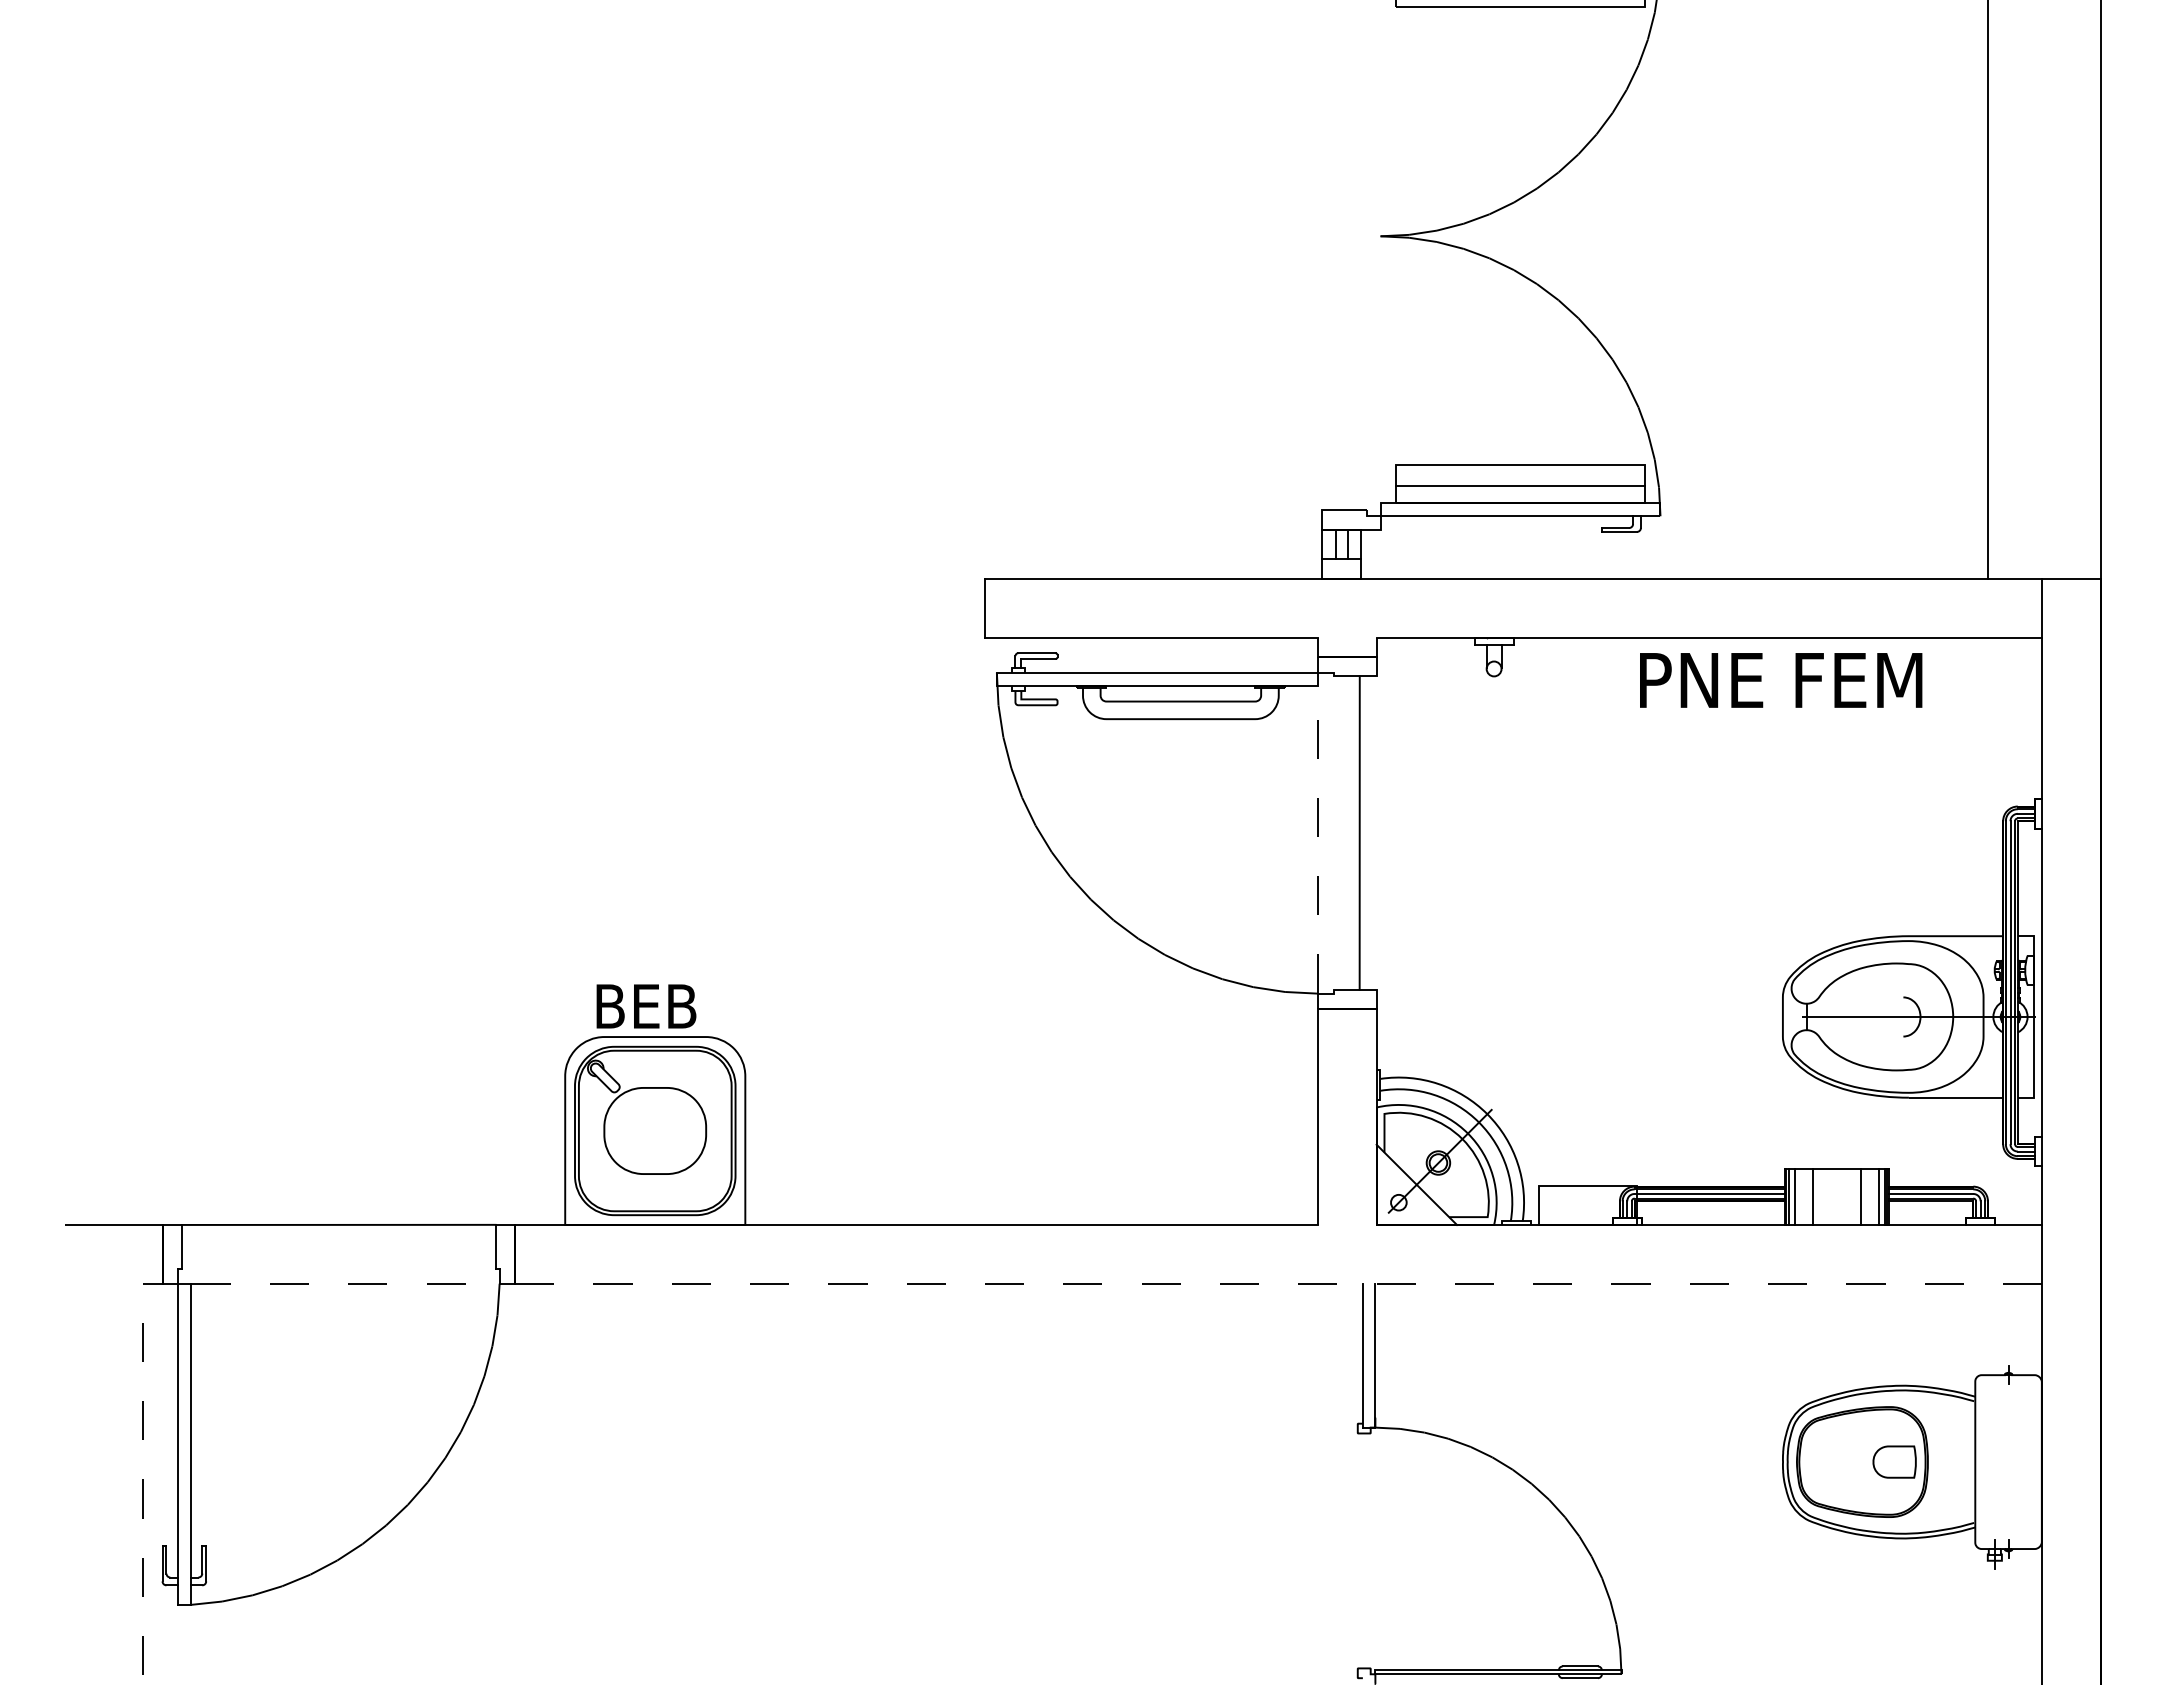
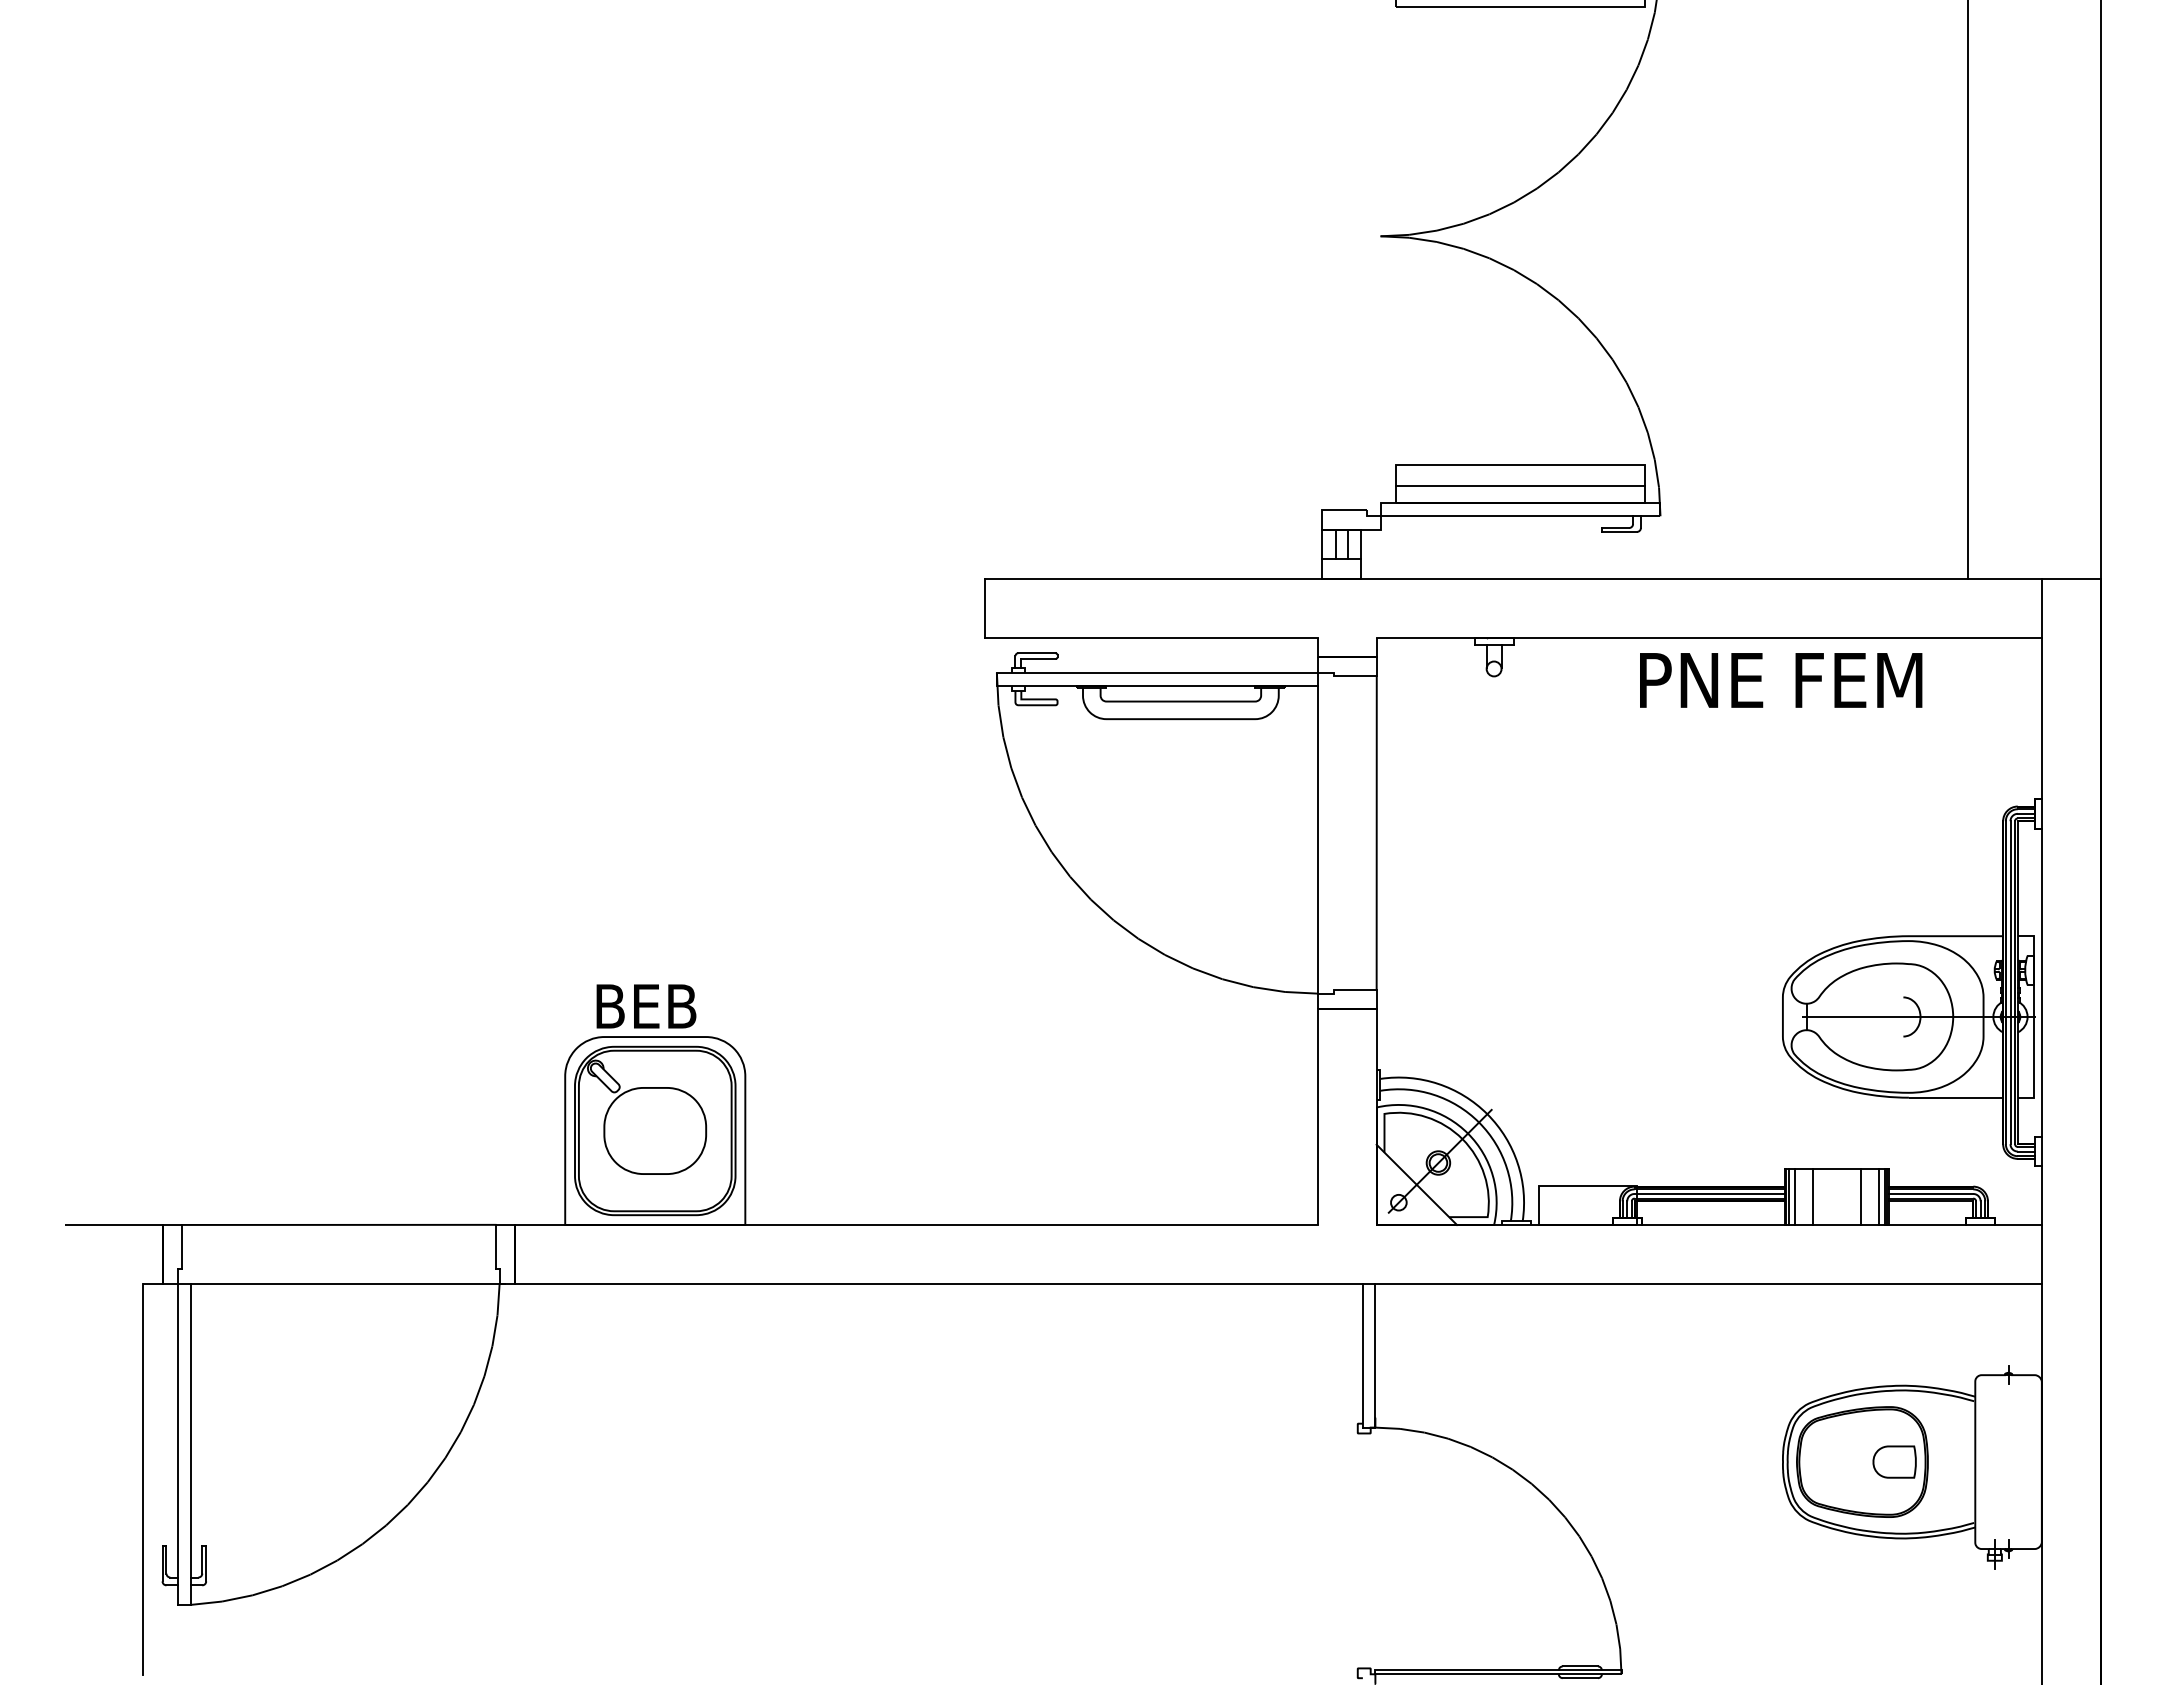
line position: (1987, 290) -> (1967, 290) (1967, 290)
line position: (1359, 832) -> (1376, 832) (1376, 832)
line: dashed -> solid (1317, 839)
line: dashed -> solid (348, 1283)
line: dashed -> solid (1278, 1283)
line: dashed -> solid (143, 1479)
